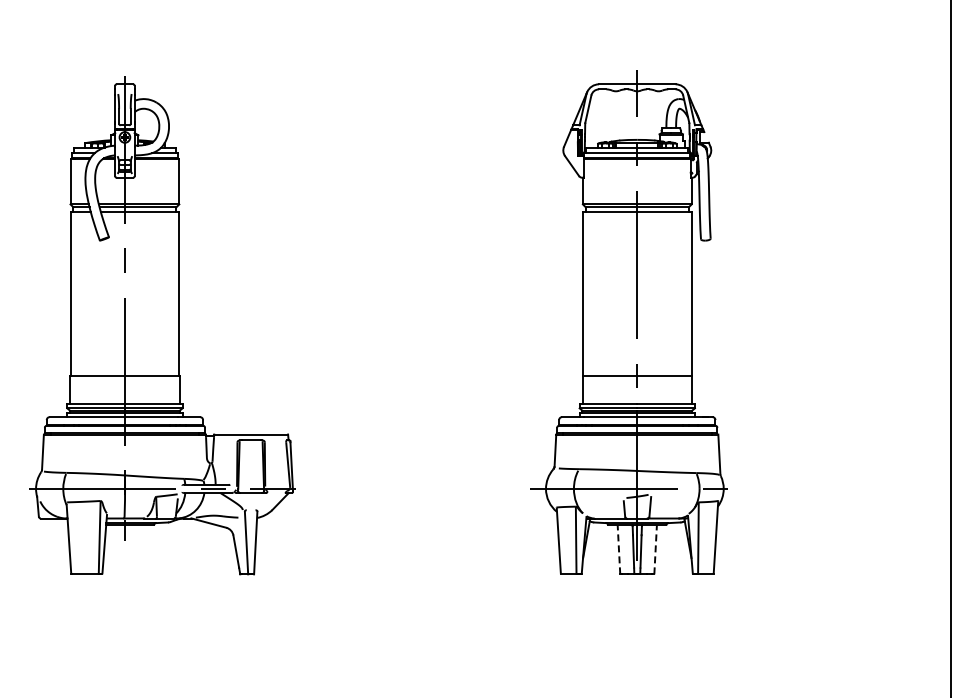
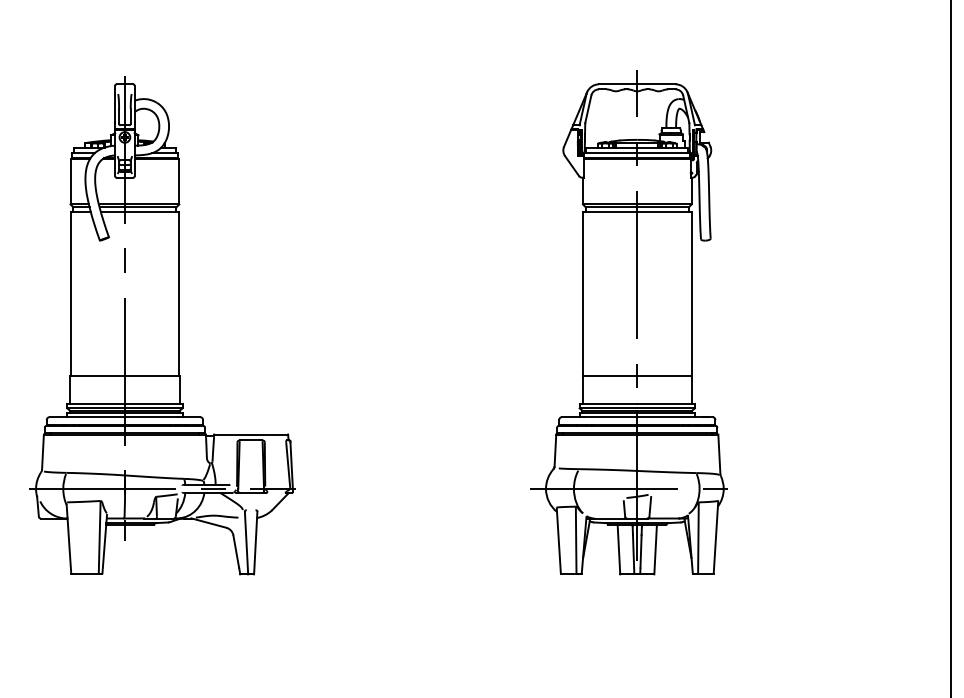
line: dashed -> solid (618, 549)
line: dashed -> solid (655, 549)
